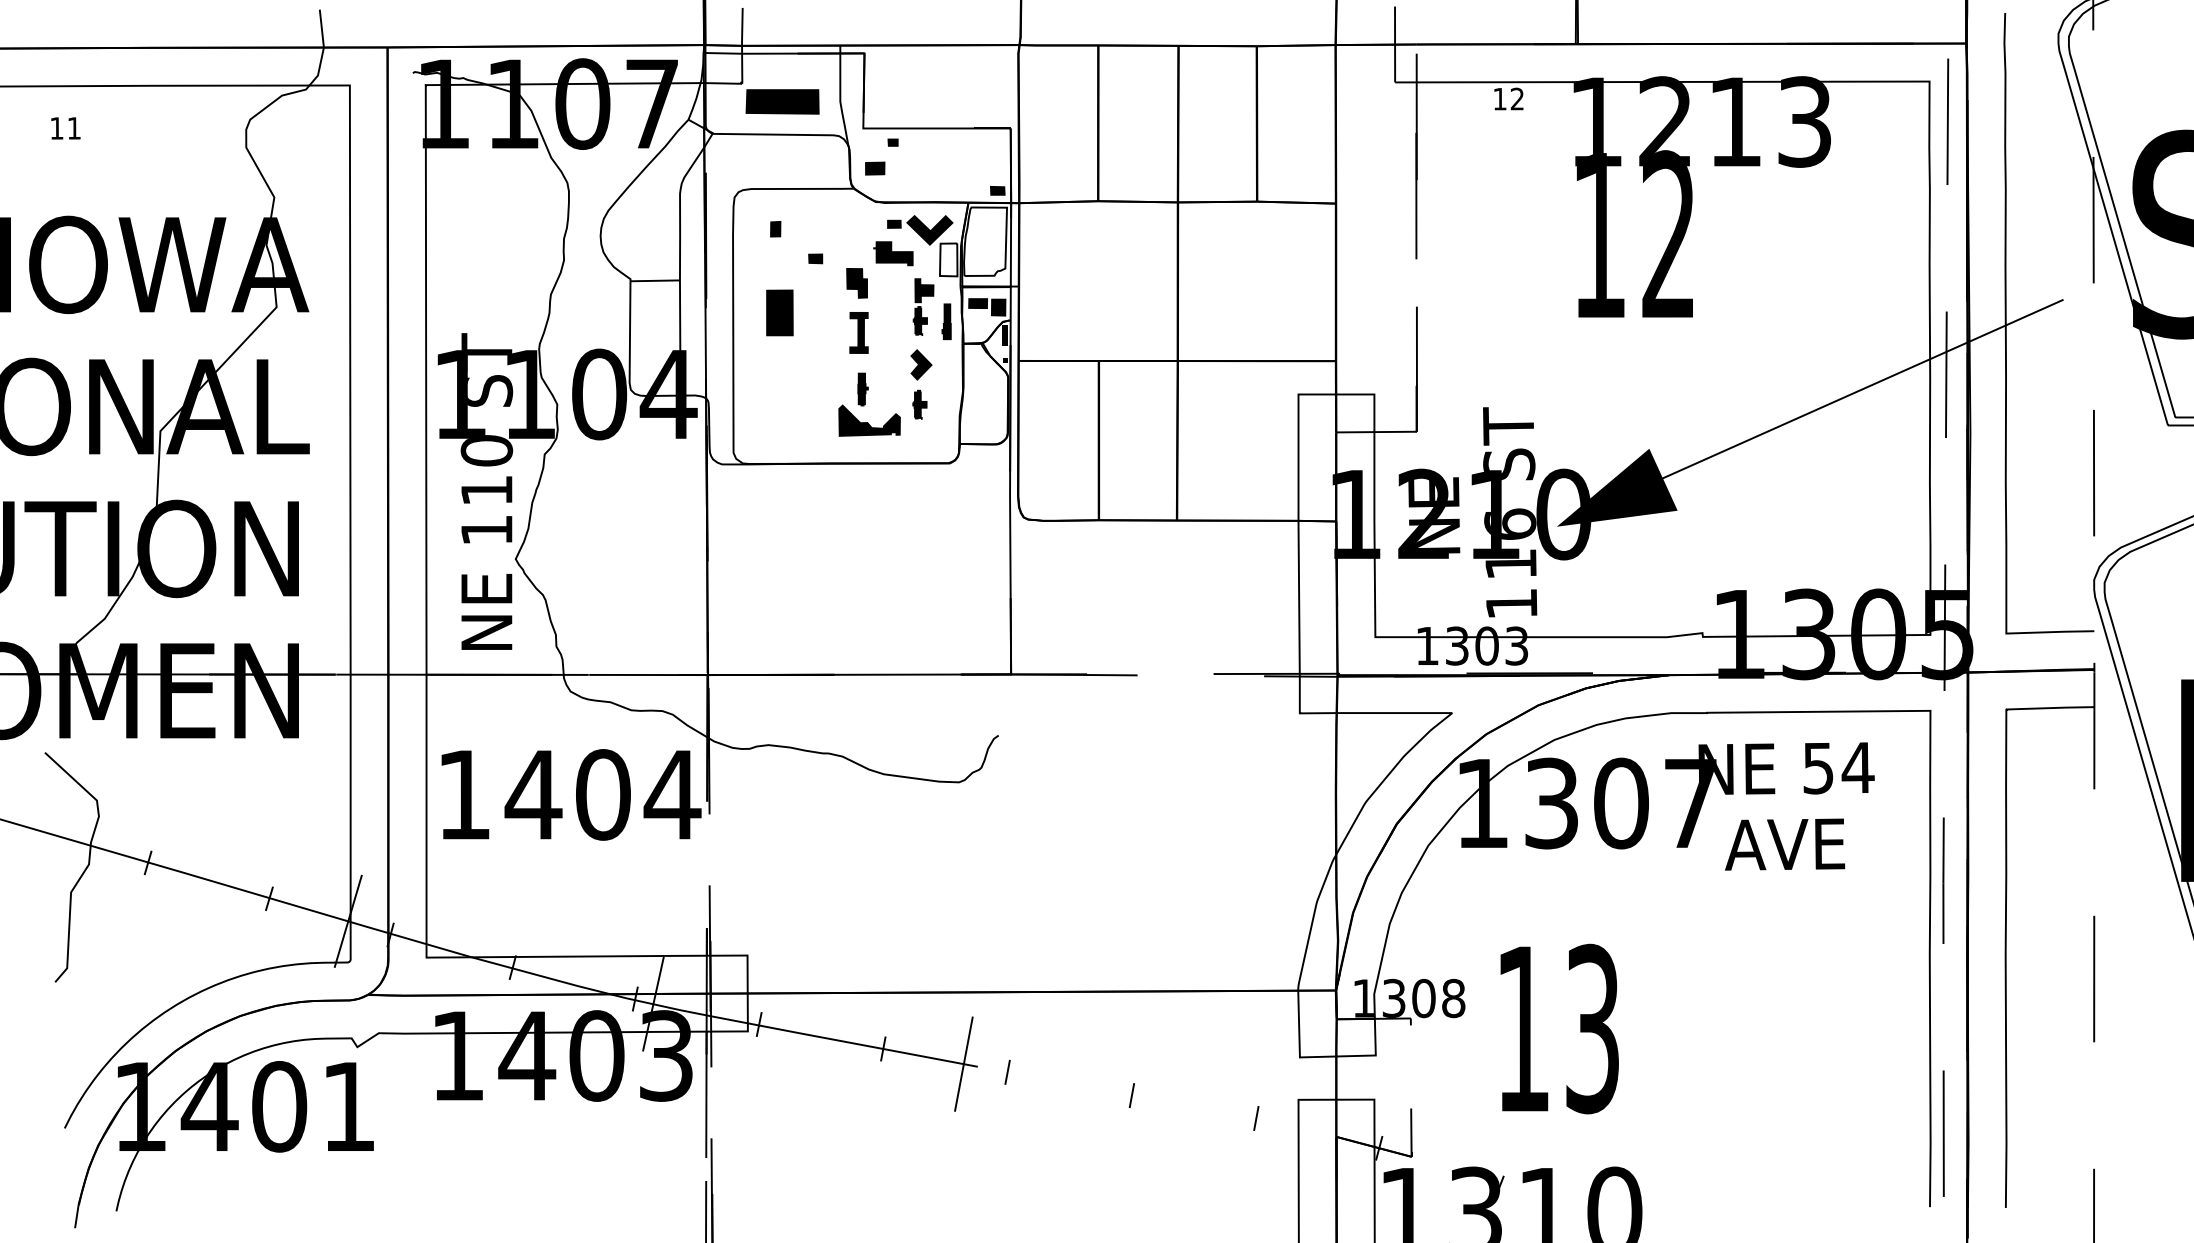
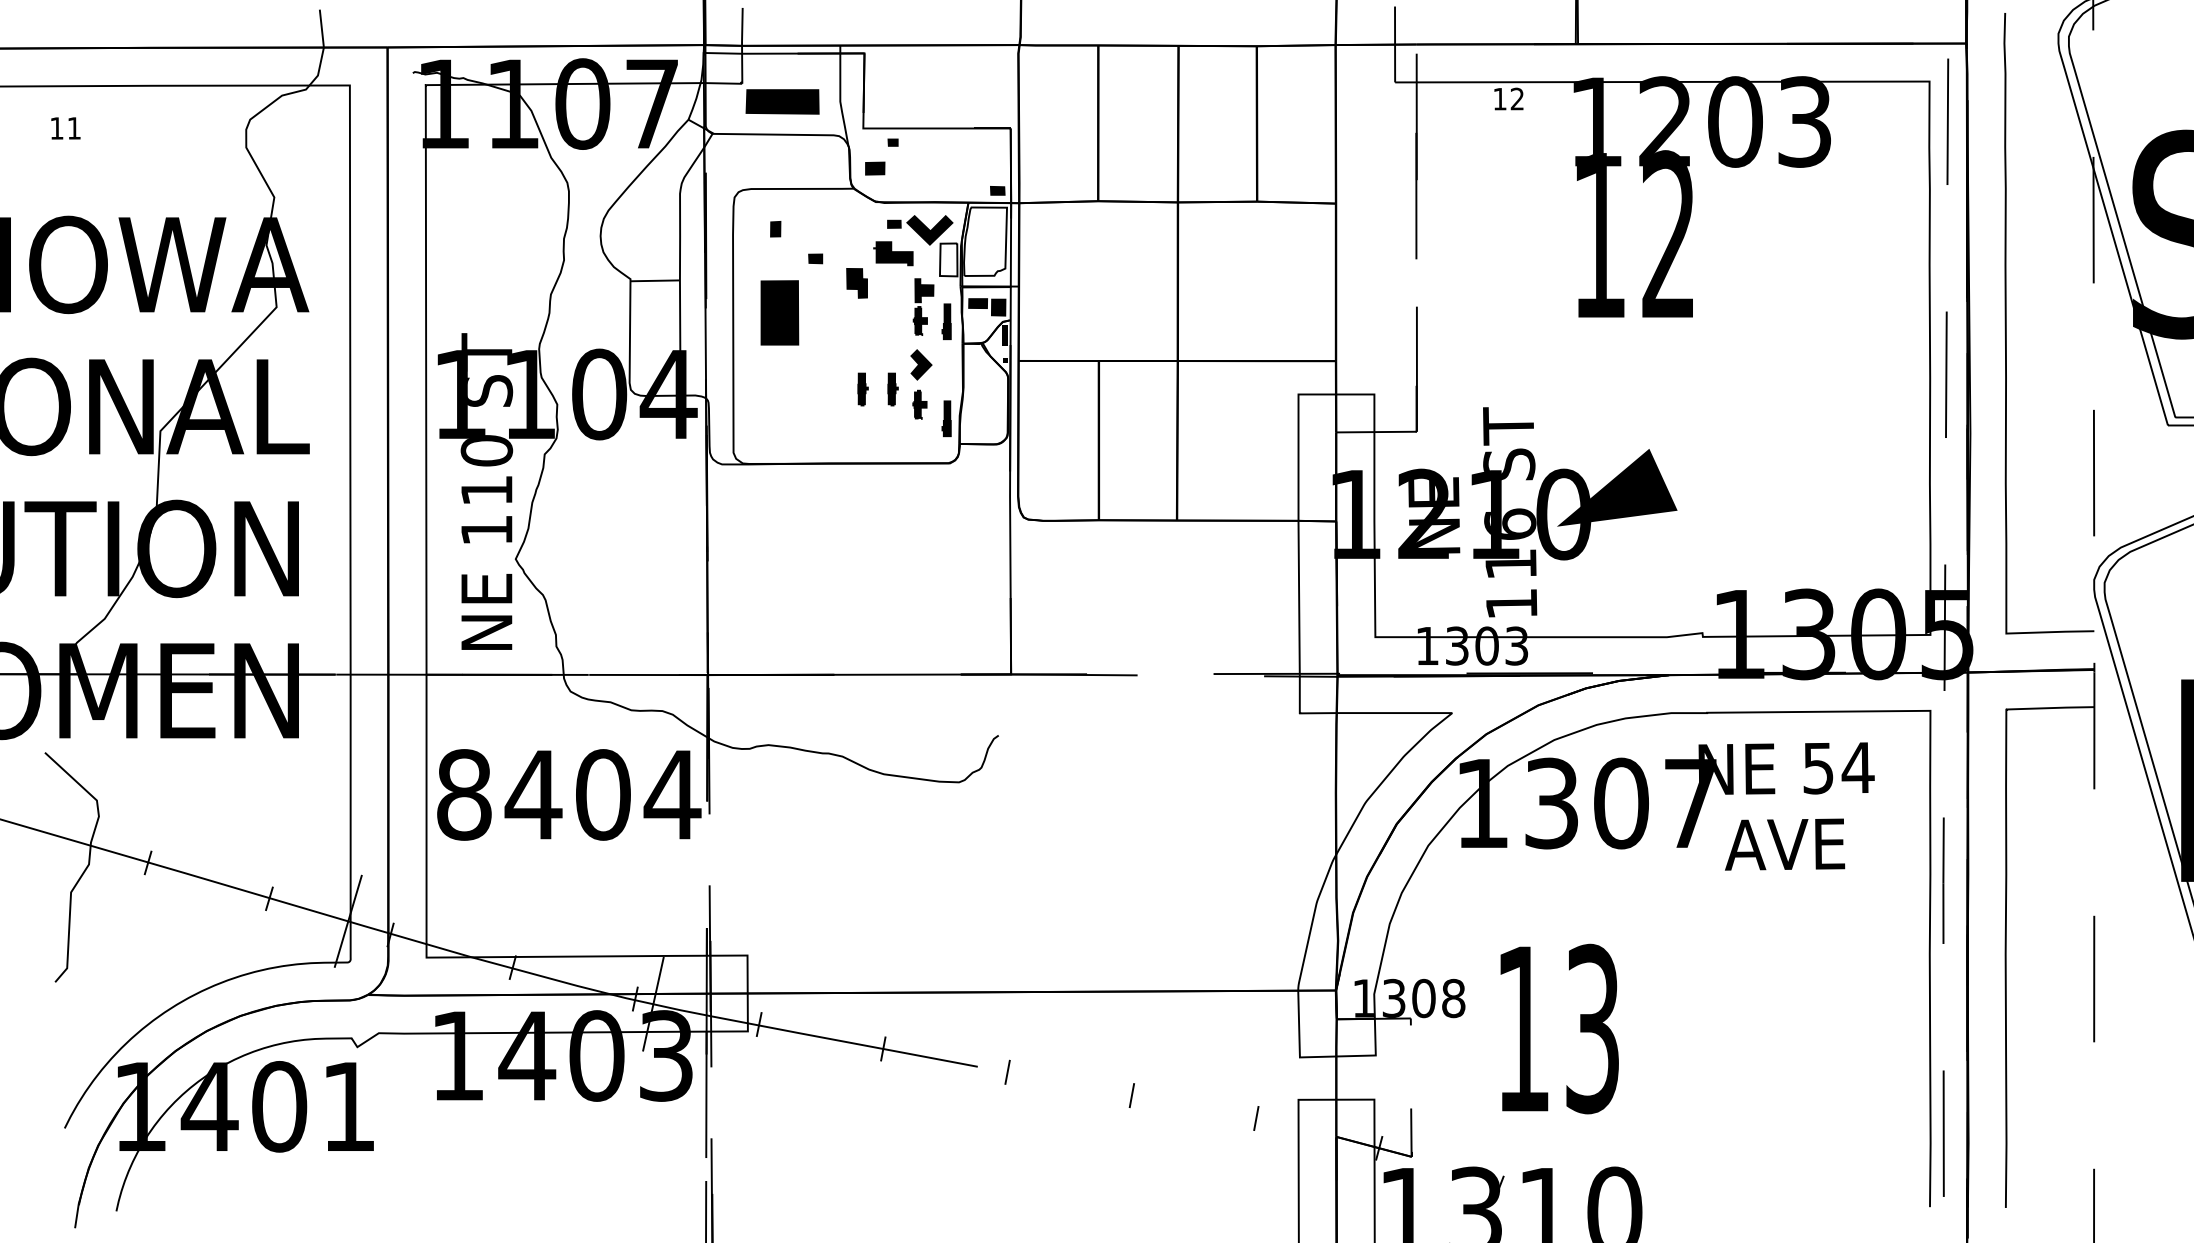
text: 1213 -> 1203 (1735, 121)
part size: 28x48 px -> 40x66 px (779, 312)
fill: present -> none (858, 332)
part: none -> present (892, 389)
line: present -> none (1862, 389)
part: none -> present (946, 418)
fill: present -> none (869, 420)
text: 1404 -> 8404 (464, 794)
line: present -> none (963, 1063)
